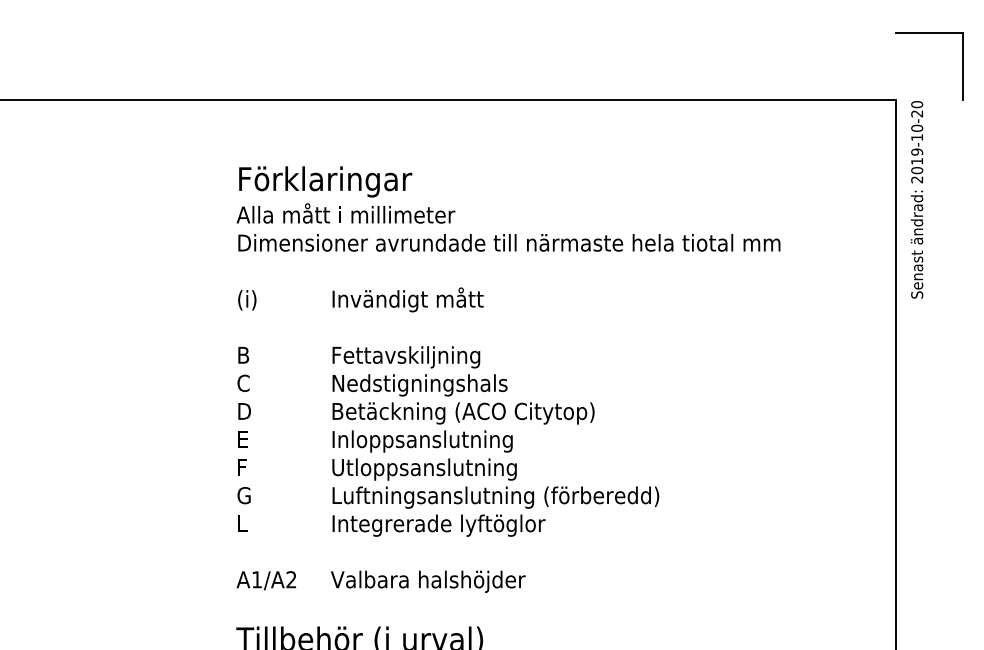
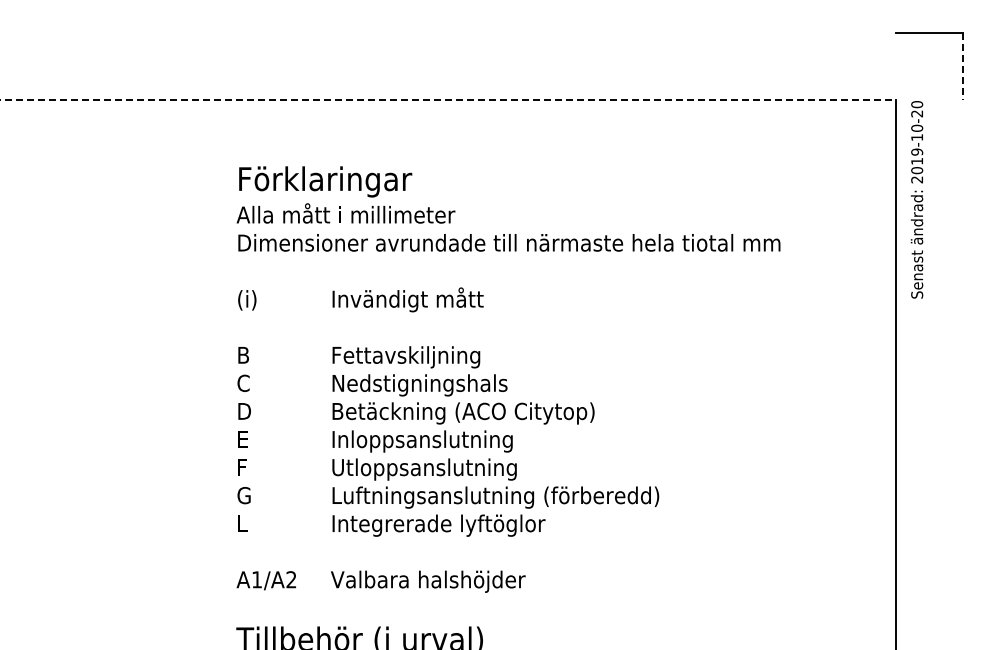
line: solid -> dashed (963, 66)
line: solid -> dashed (448, 99)
